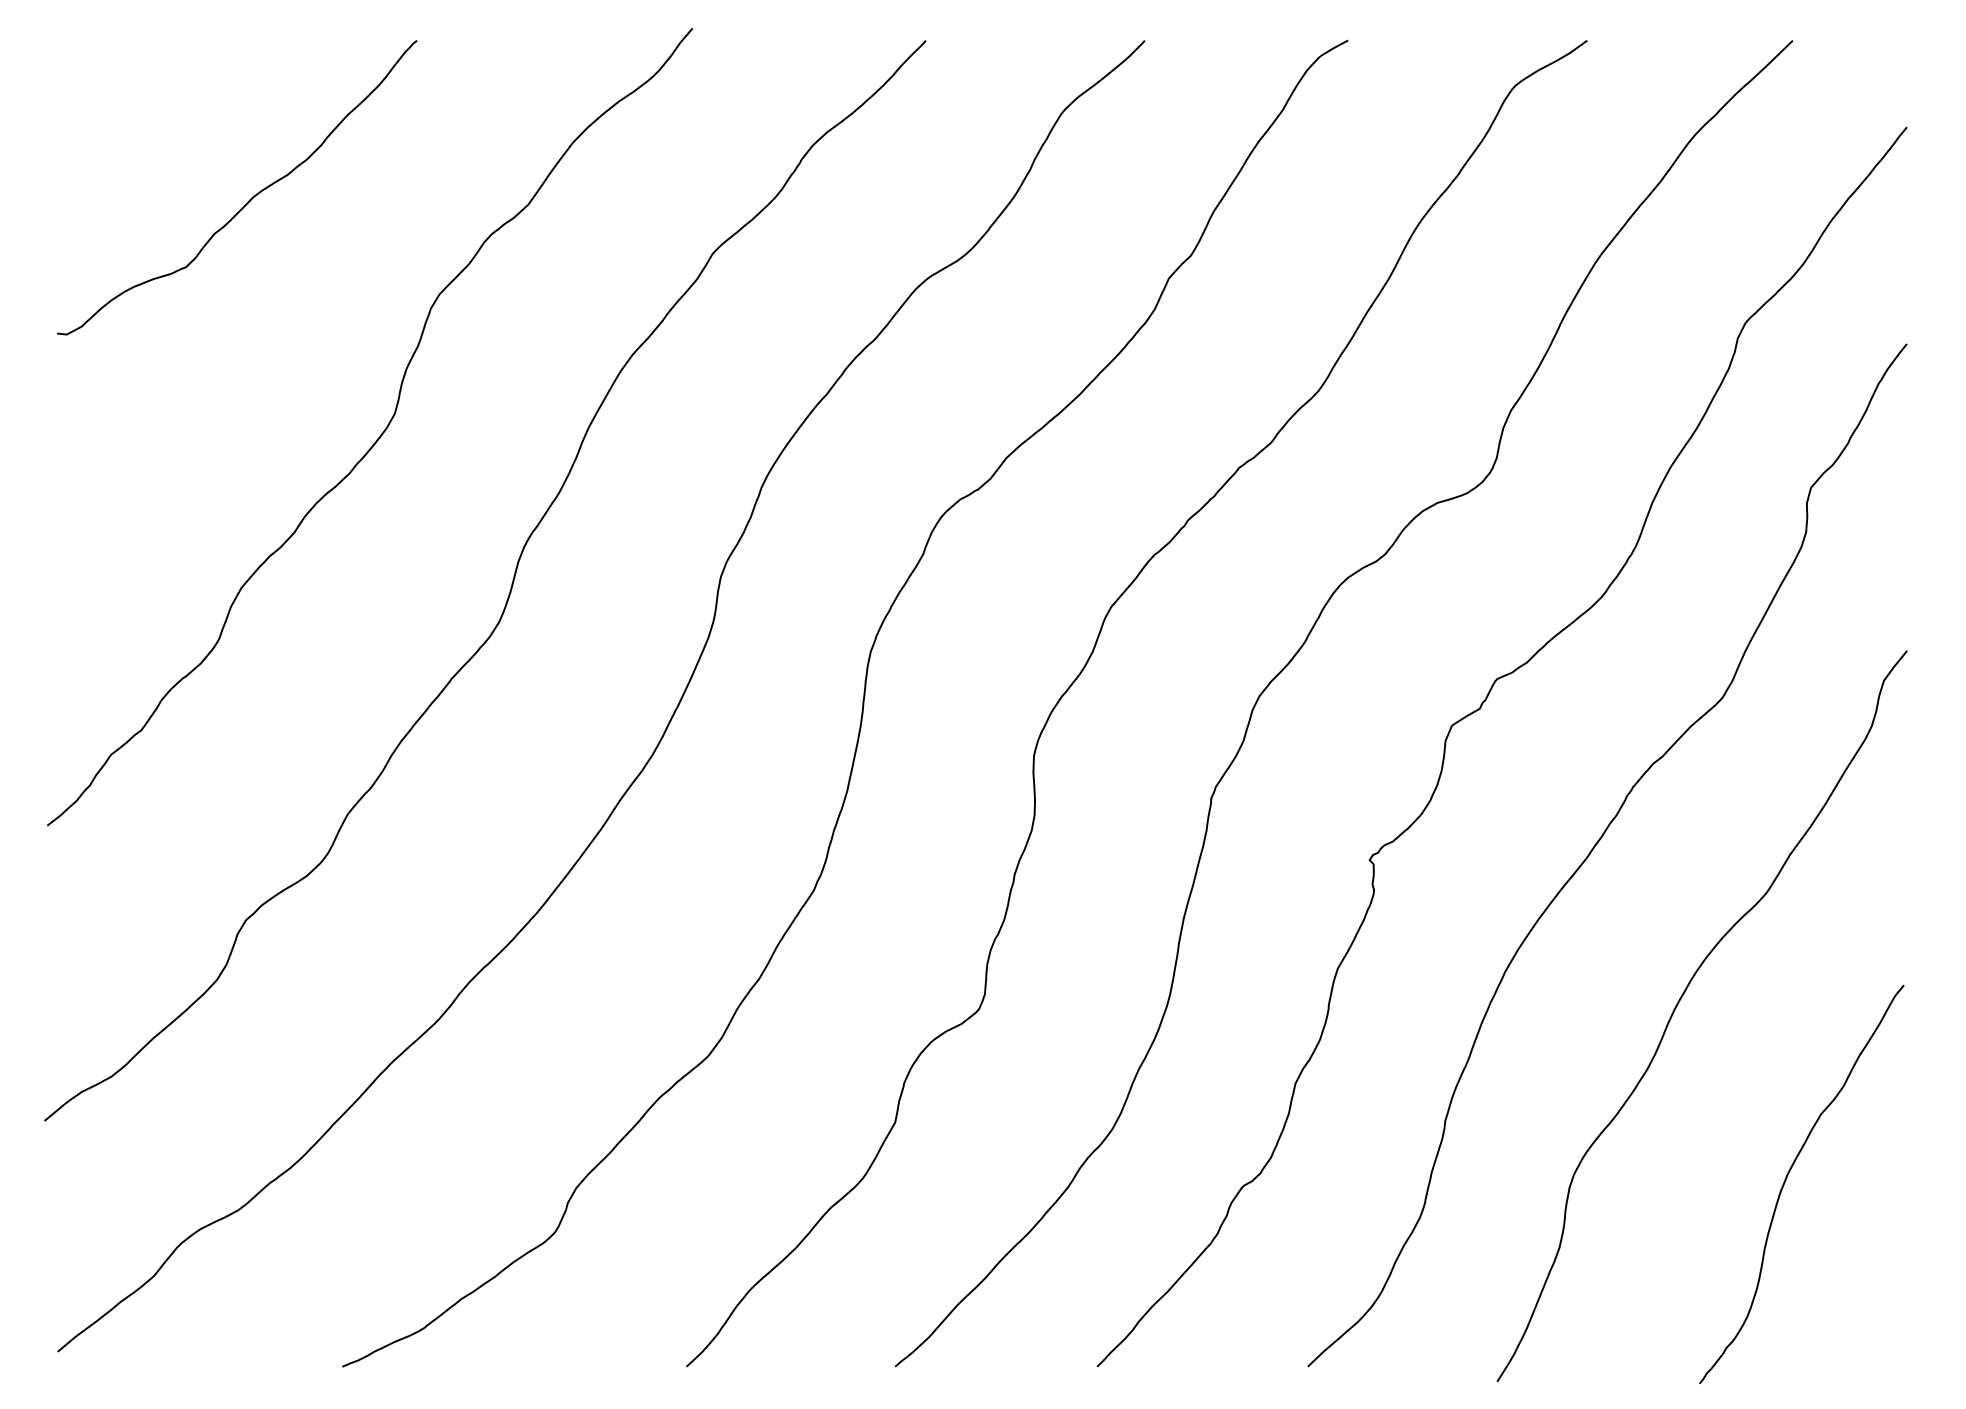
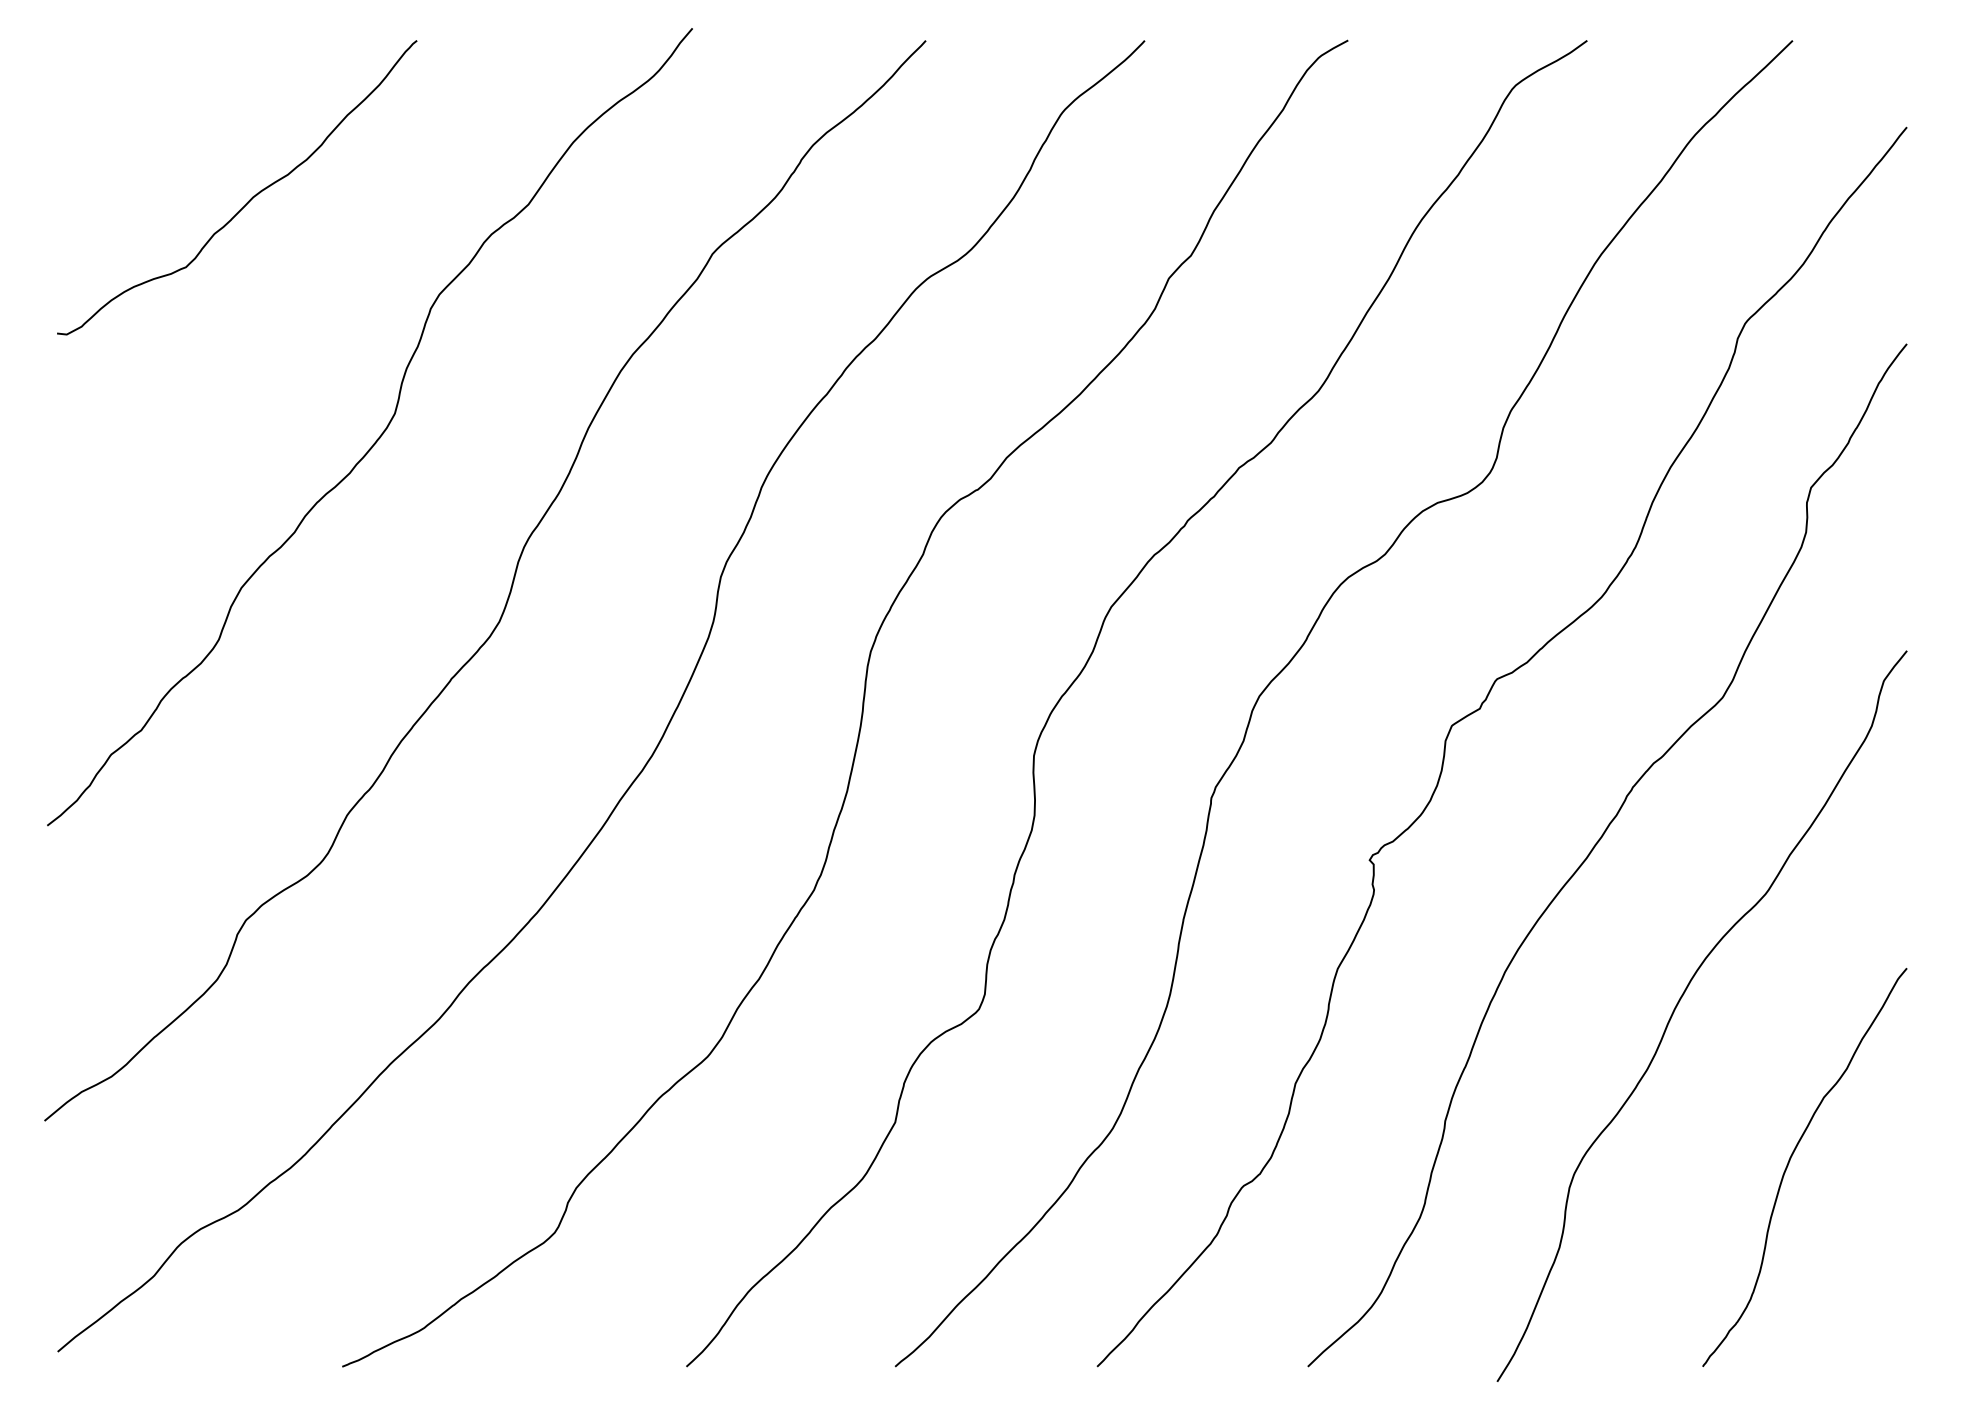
curve position: (1786, 1180) -> (1789, 1163) (1789, 1163)
